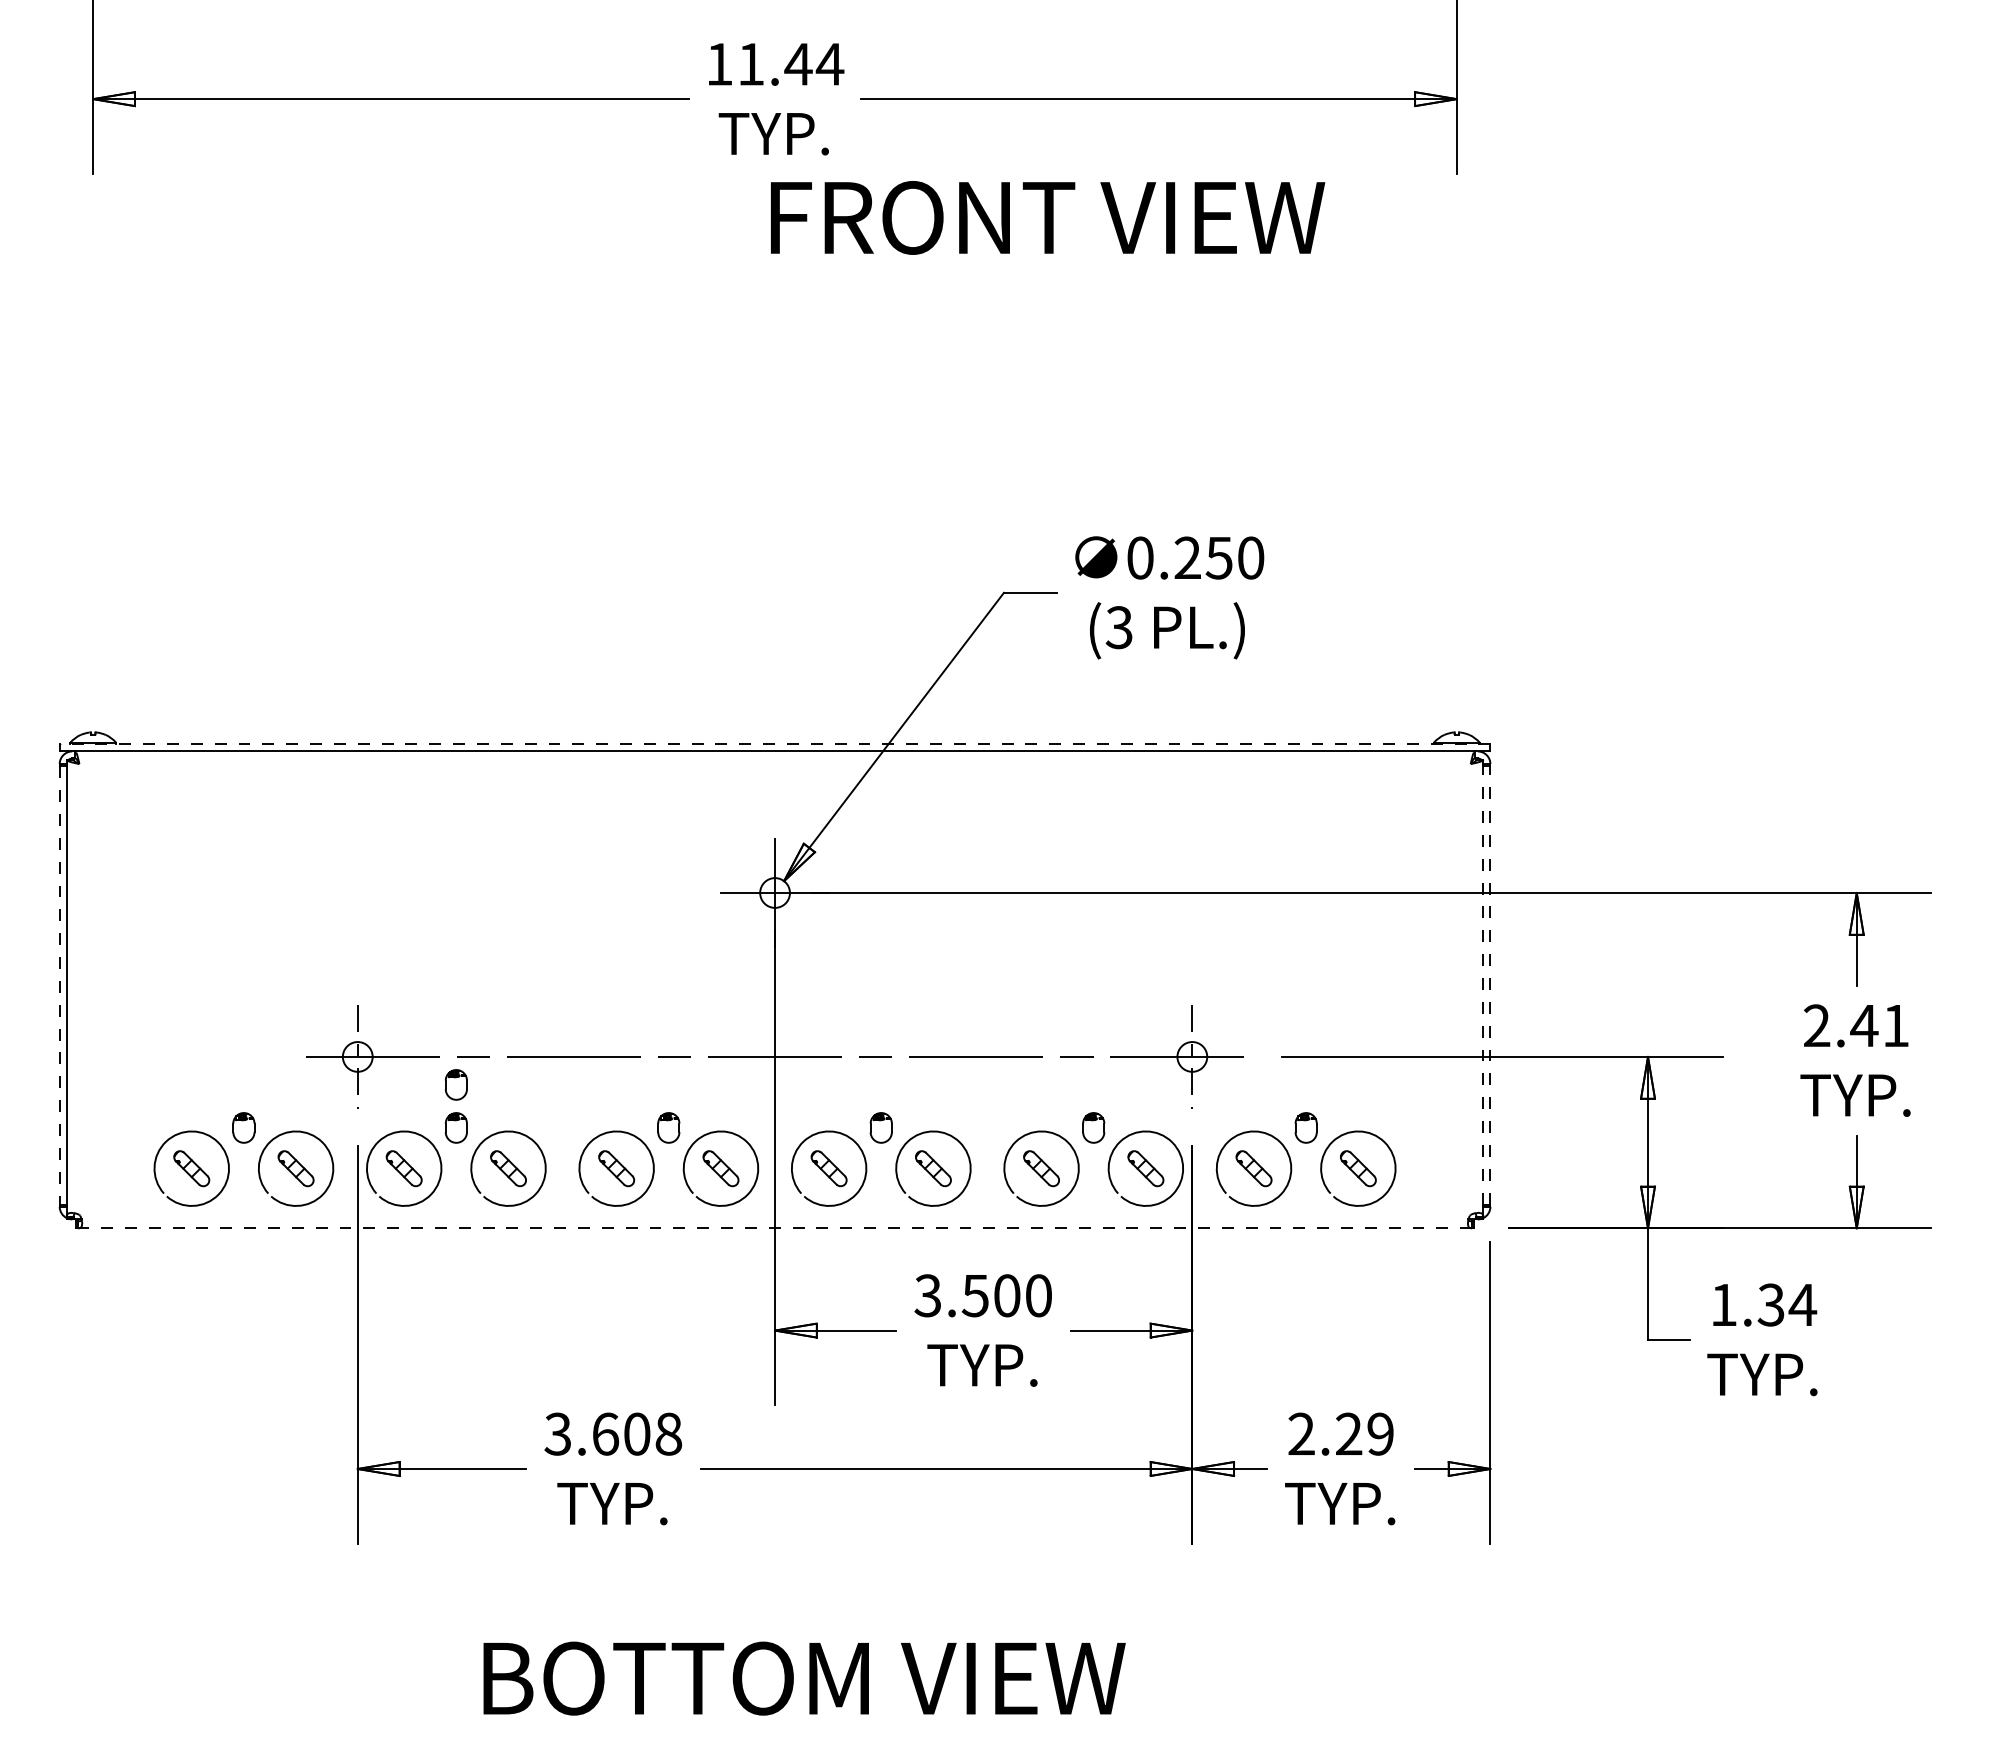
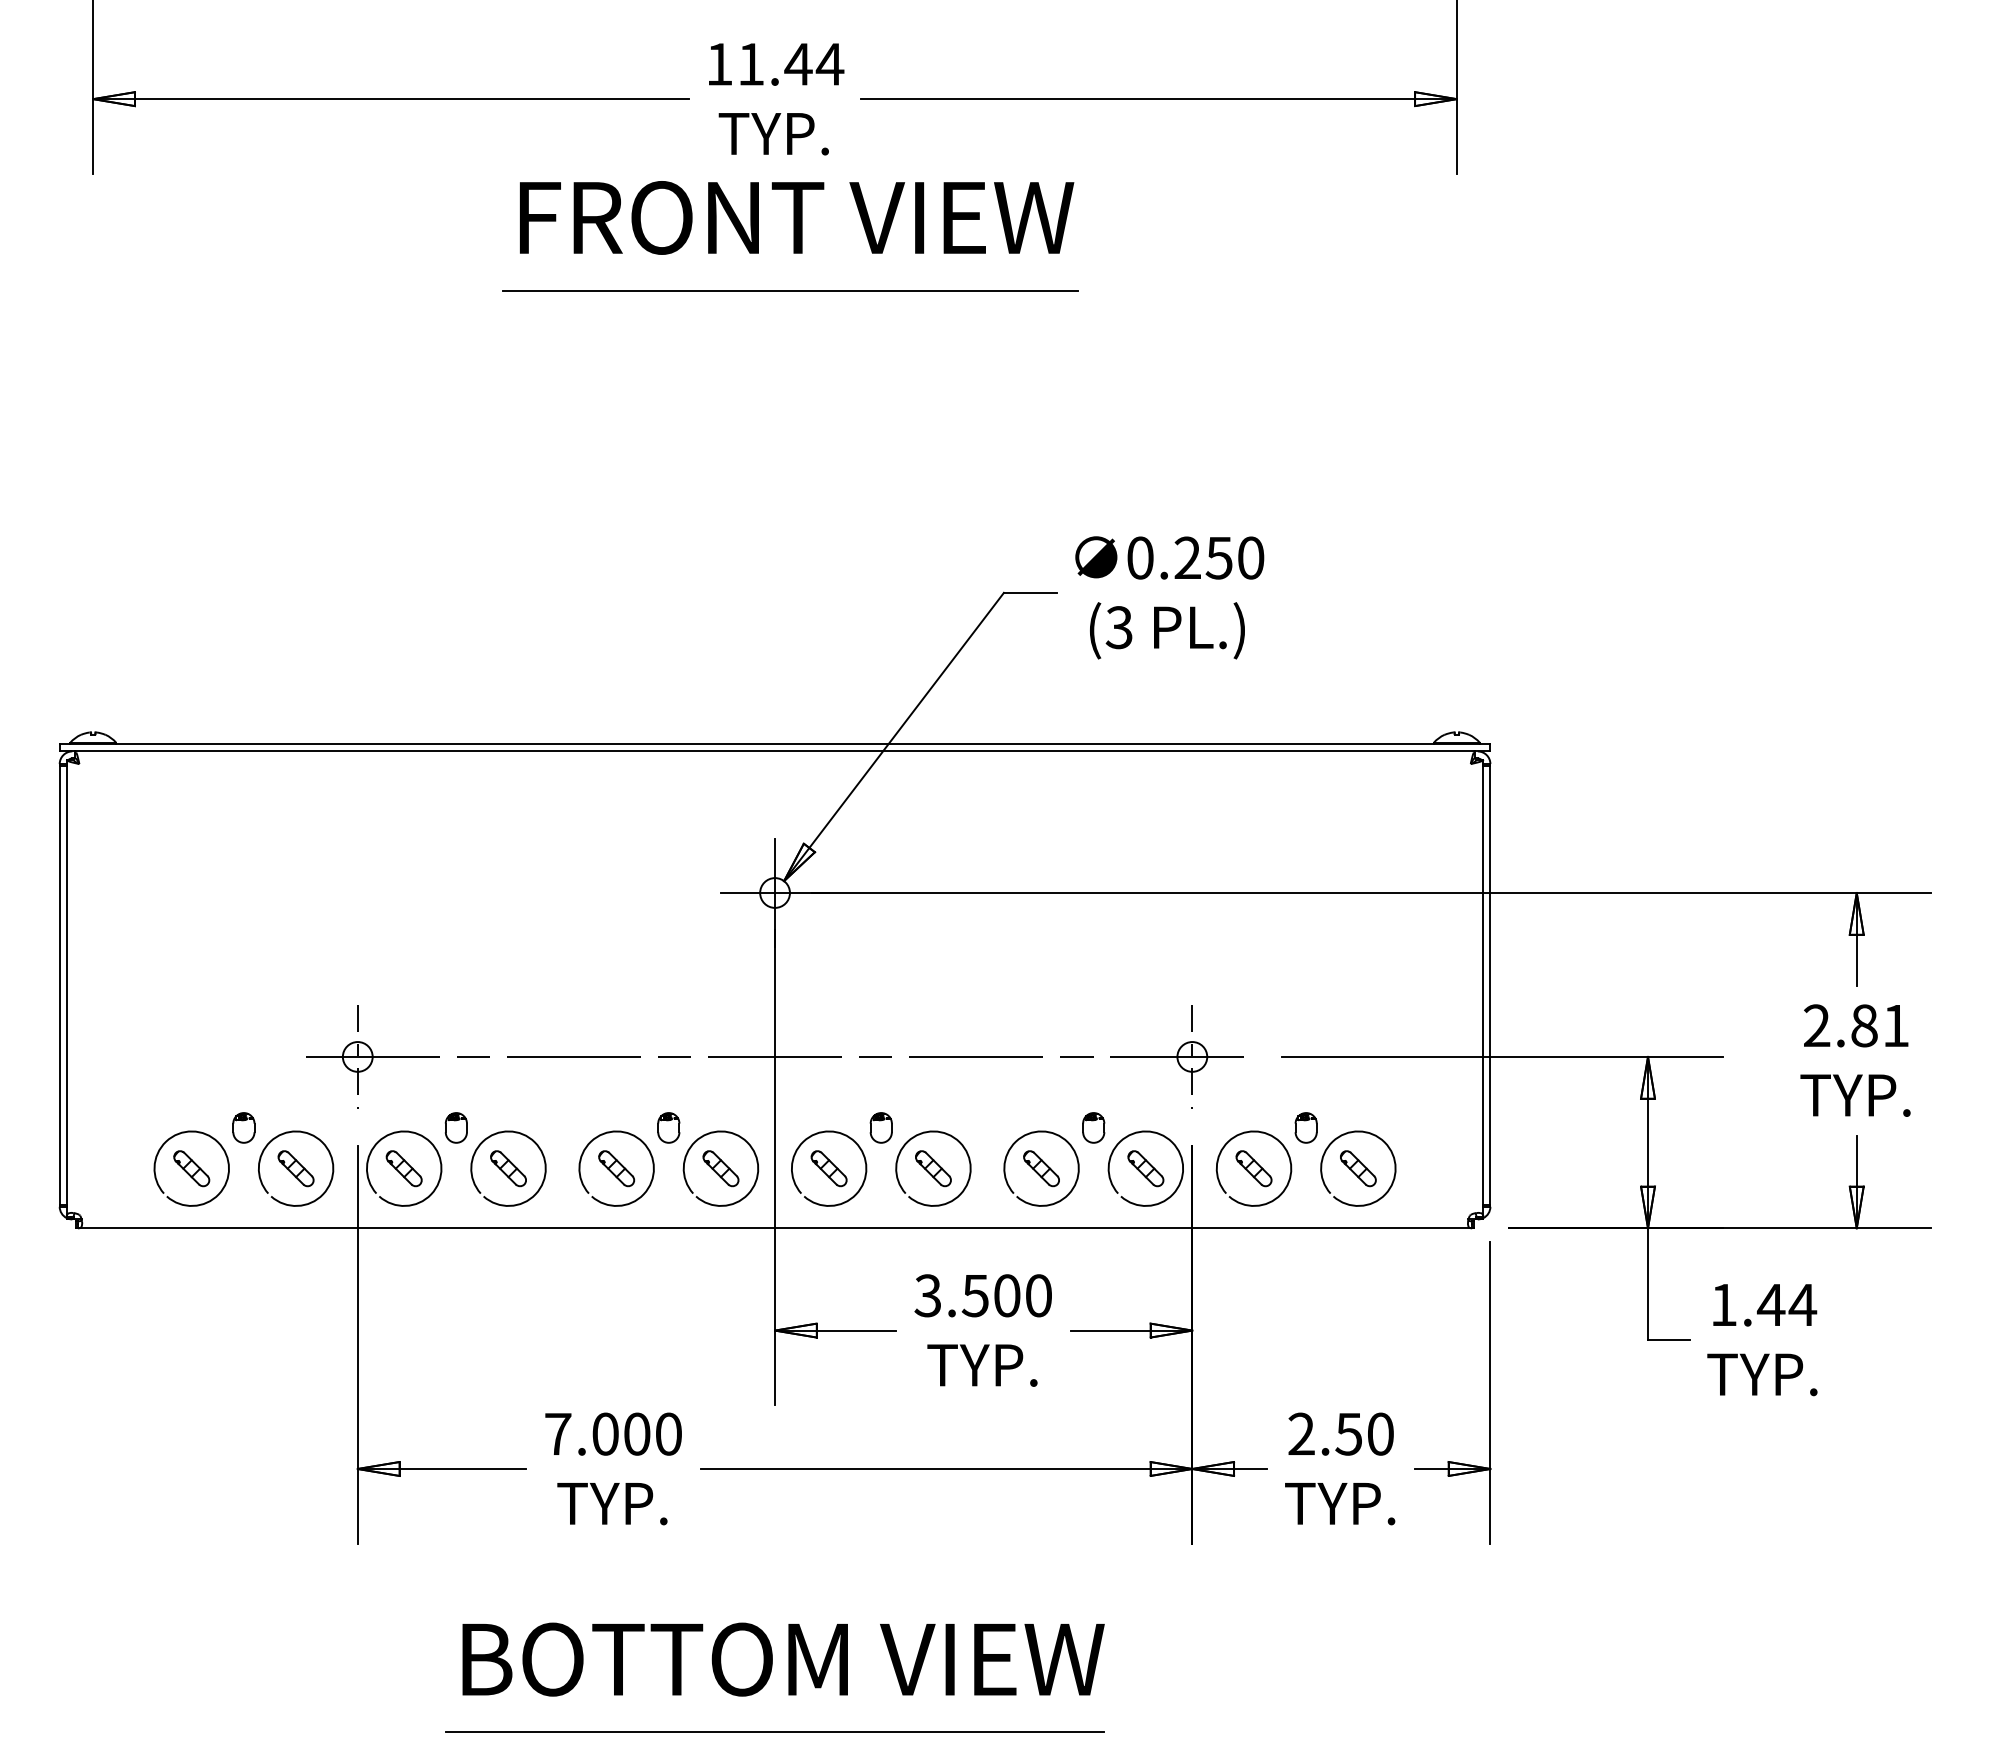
text position: (1048, 217) -> (797, 217) (797, 217)
line: none -> present (789, 290)
line: dashed -> solid (774, 744)
line: dashed -> solid (1483, 984)
line: dashed -> solid (1490, 984)
line: dashed -> solid (59, 985)
text: 2.41 -> 2.81 (1864, 1025)
part: present -> none (455, 1084)
line: dashed -> solid (774, 1228)
text: 1.34 -> 1.44 (1770, 1304)
text: 3.608 -> 7.000 (613, 1433)
text: 2.29 -> 2.50 (1364, 1433)
text position: (804, 1678) -> (783, 1659) (783, 1659)
line: none -> present (774, 1732)
